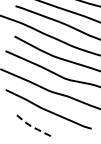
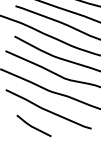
line: dashed -> solid (32, 126)
